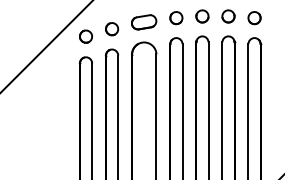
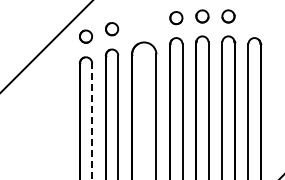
part: present -> none (254, 18)
part: present -> none (144, 22)
line: solid -> dashed (92, 121)
